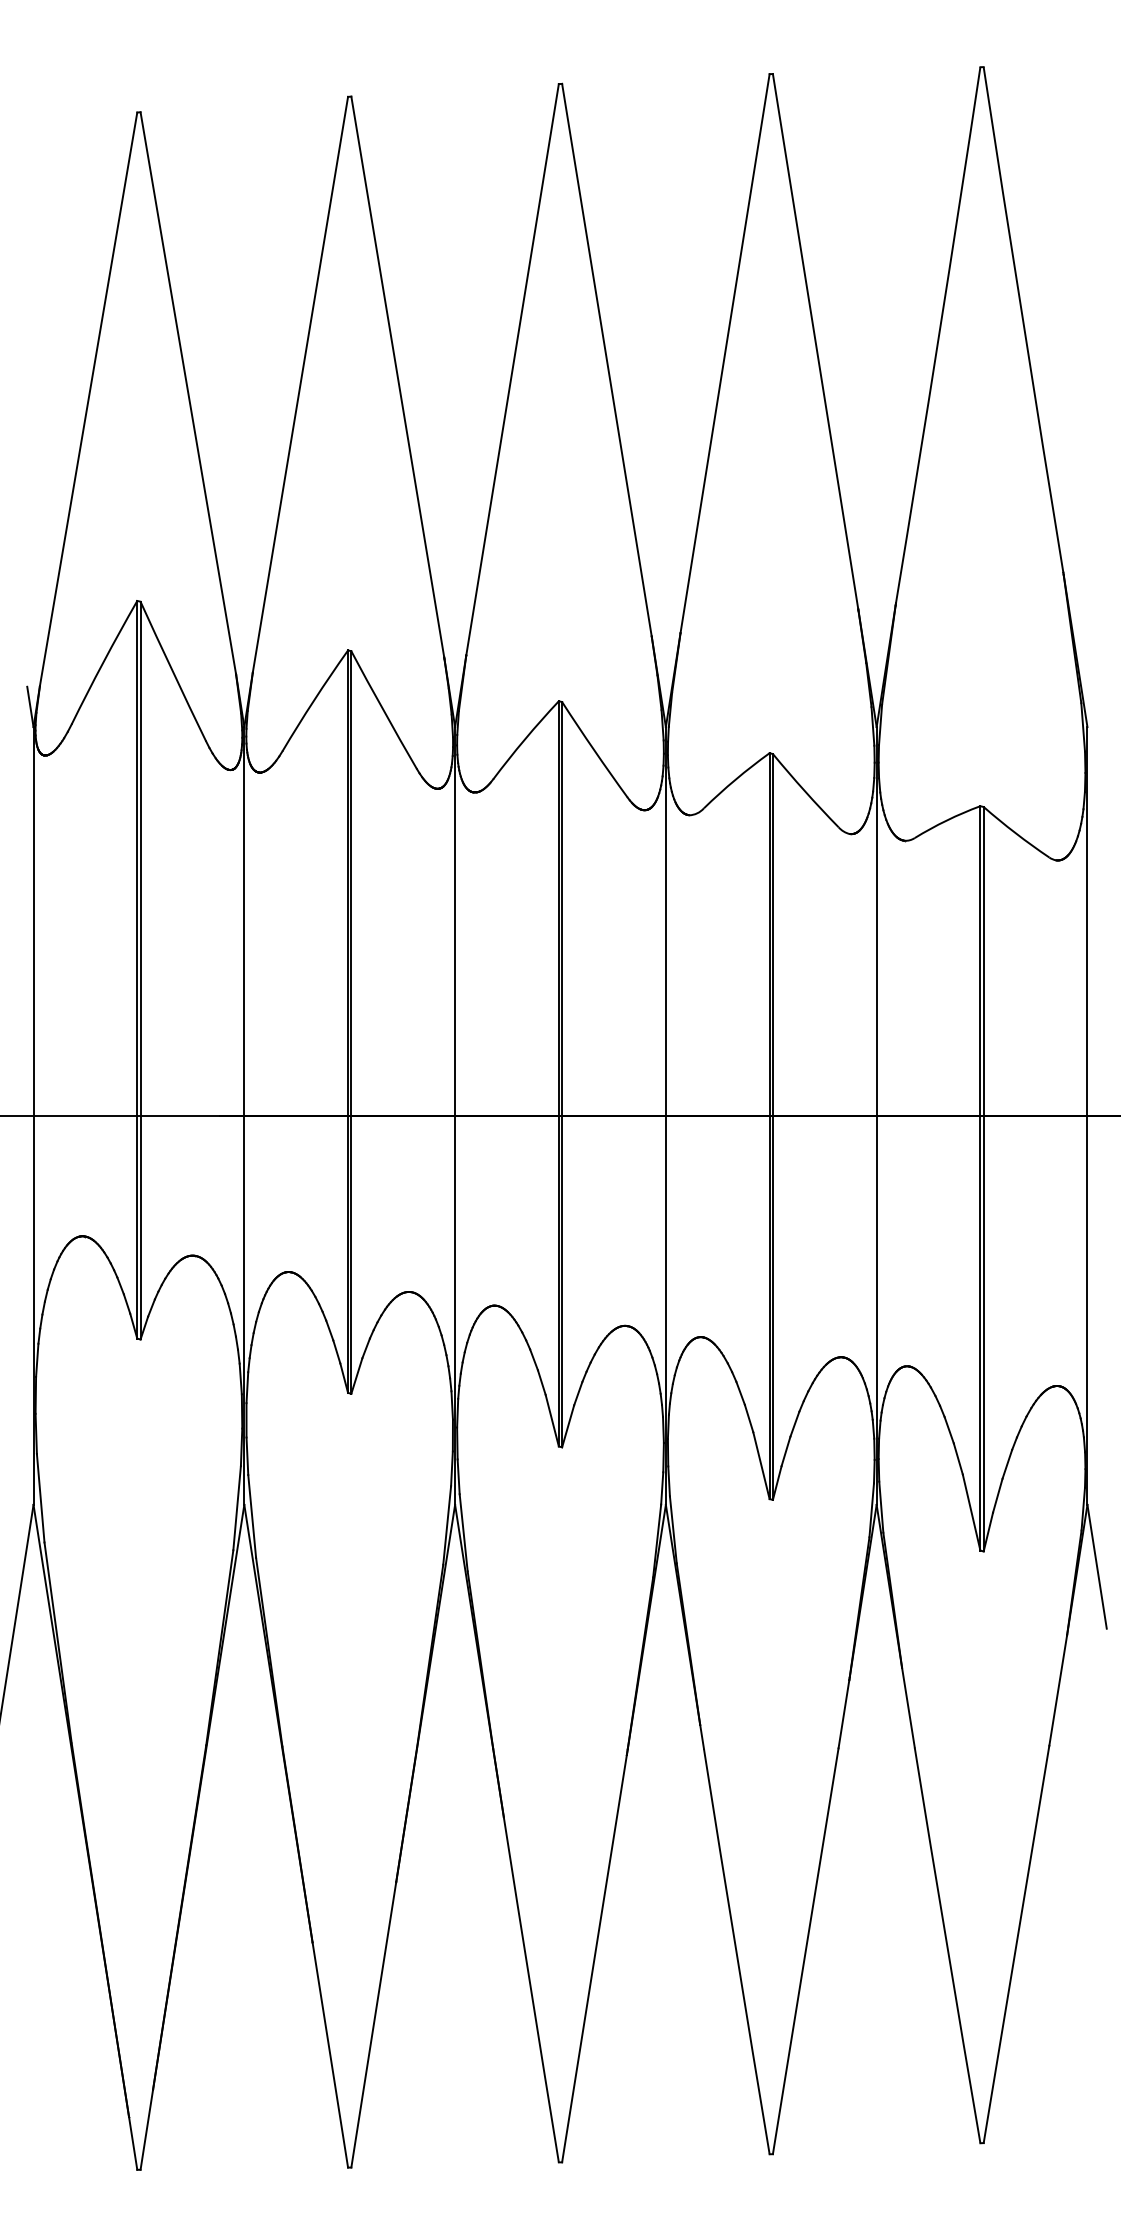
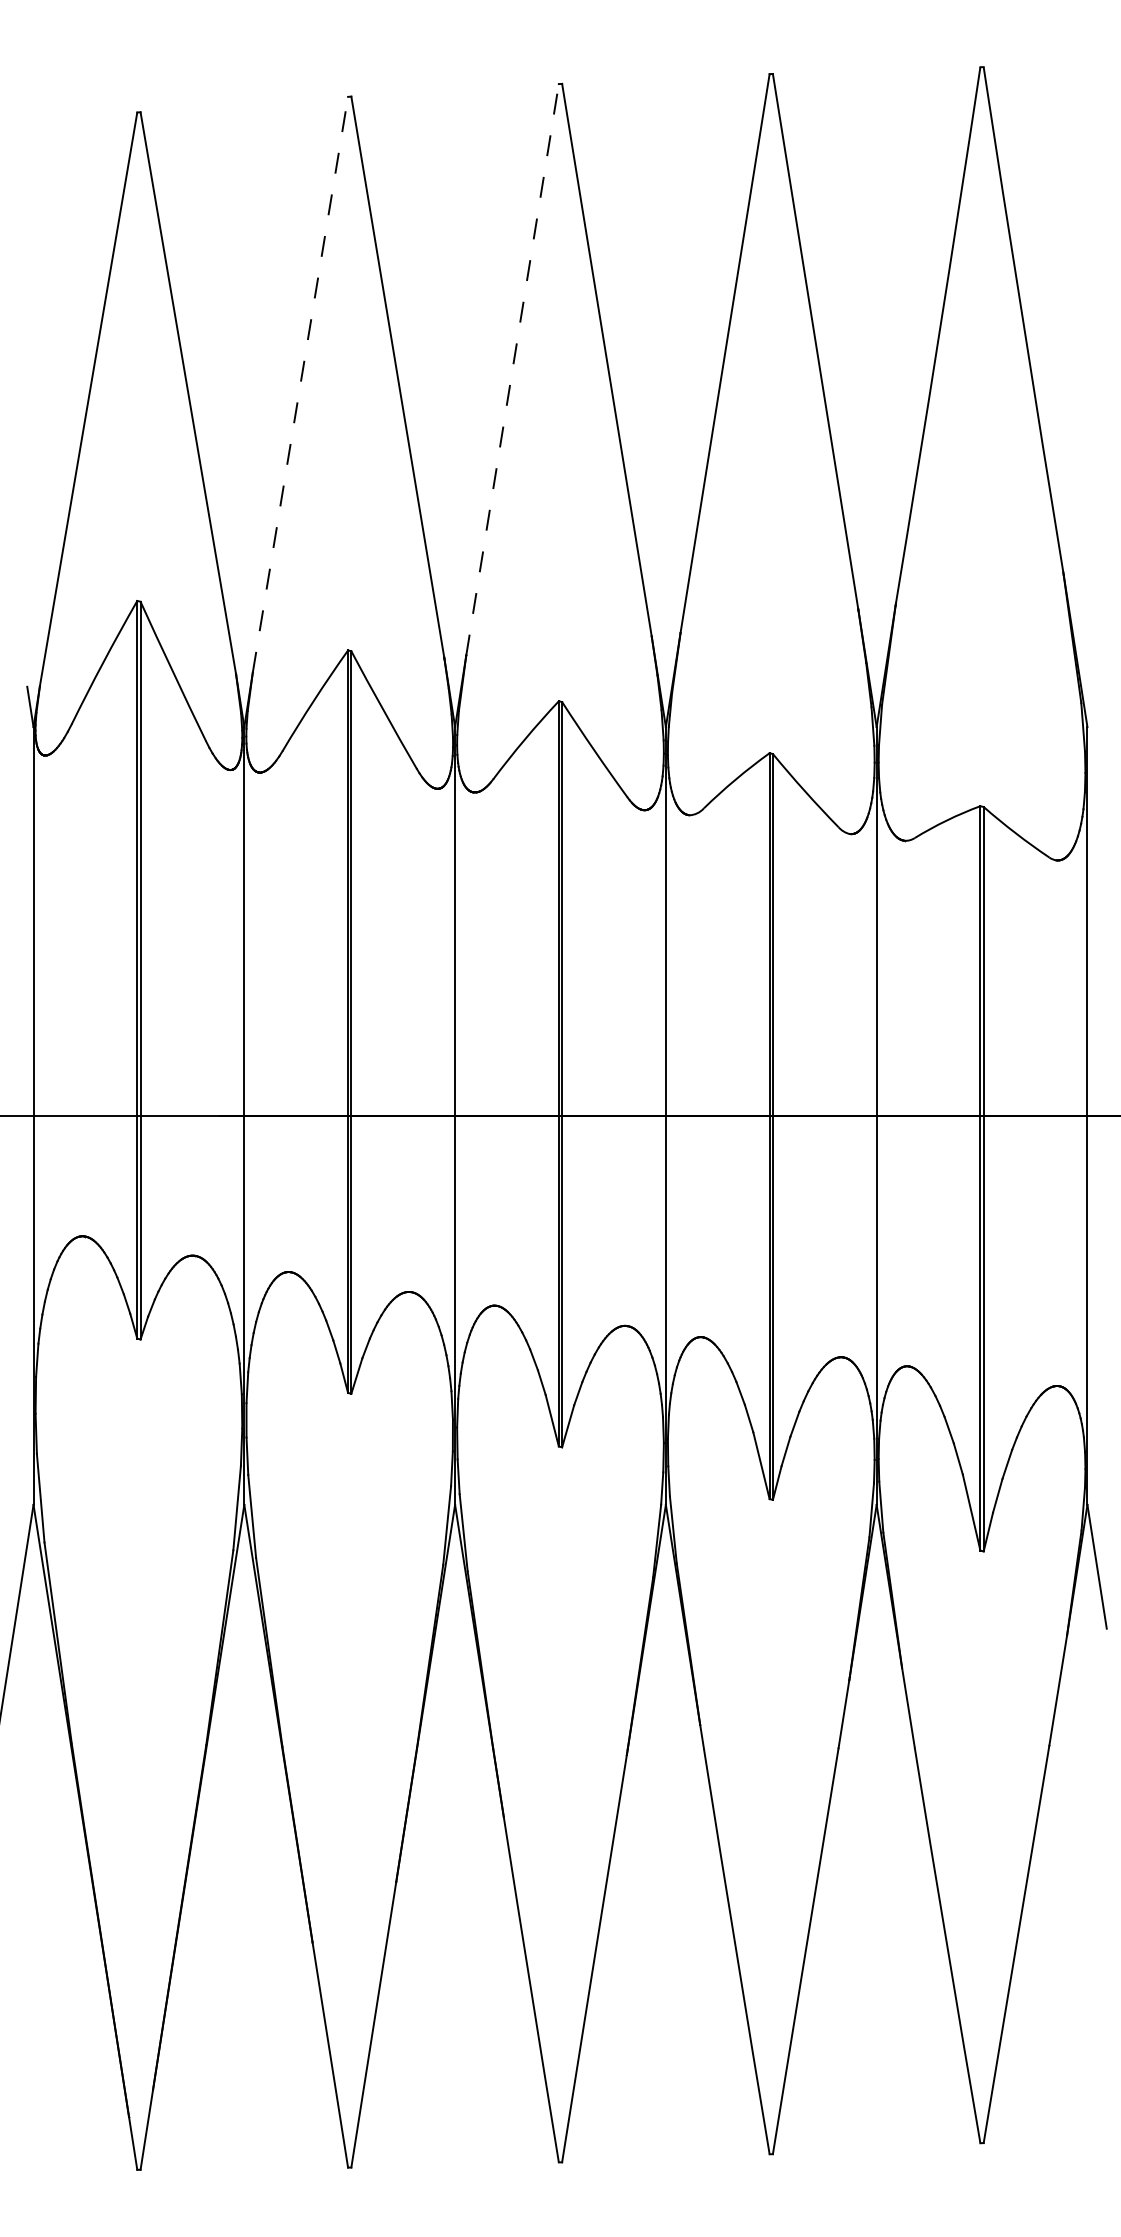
line: solid -> dashed (512, 369)
line: solid -> dashed (300, 384)
